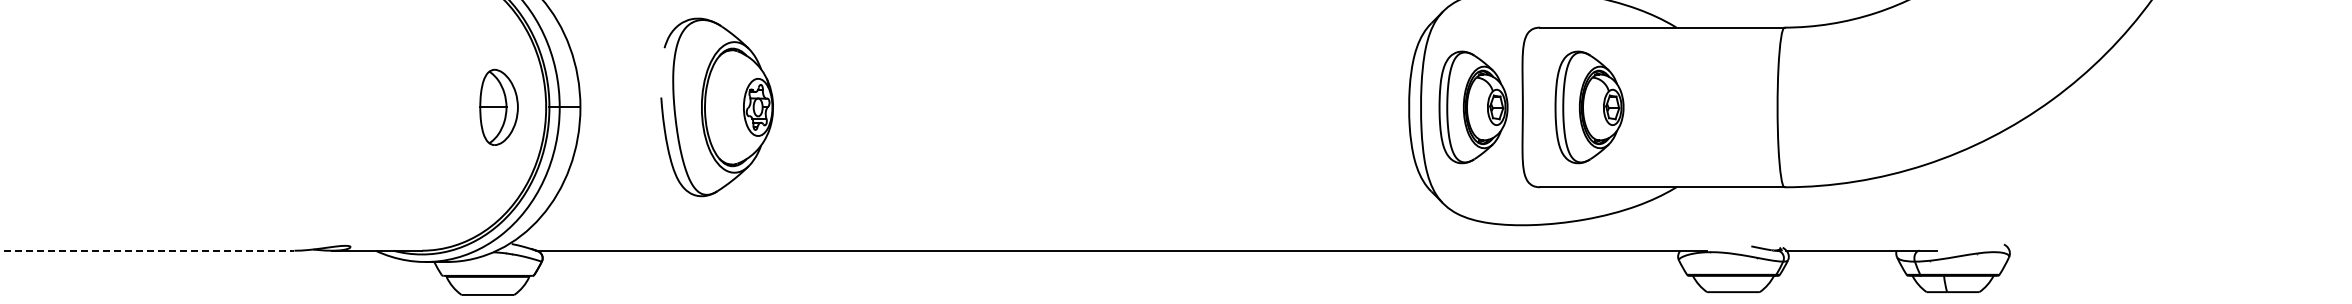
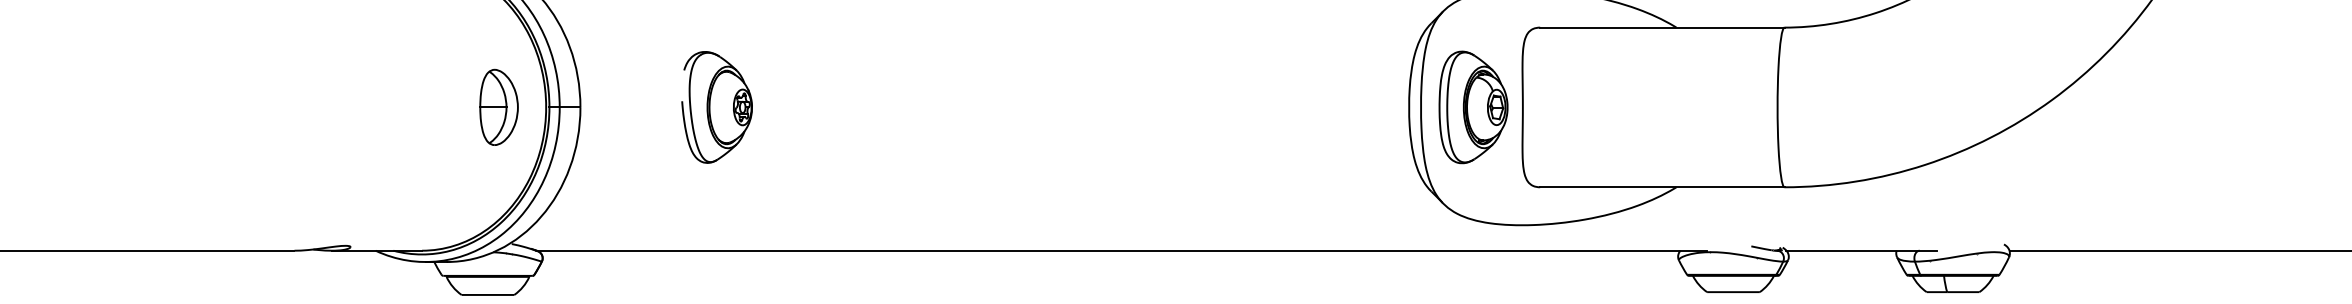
part size: 114x181 px -> 72x113 px (716, 107)
part: present -> none (1589, 107)
line: dashed -> solid (147, 250)
line: none -> present (2178, 250)
